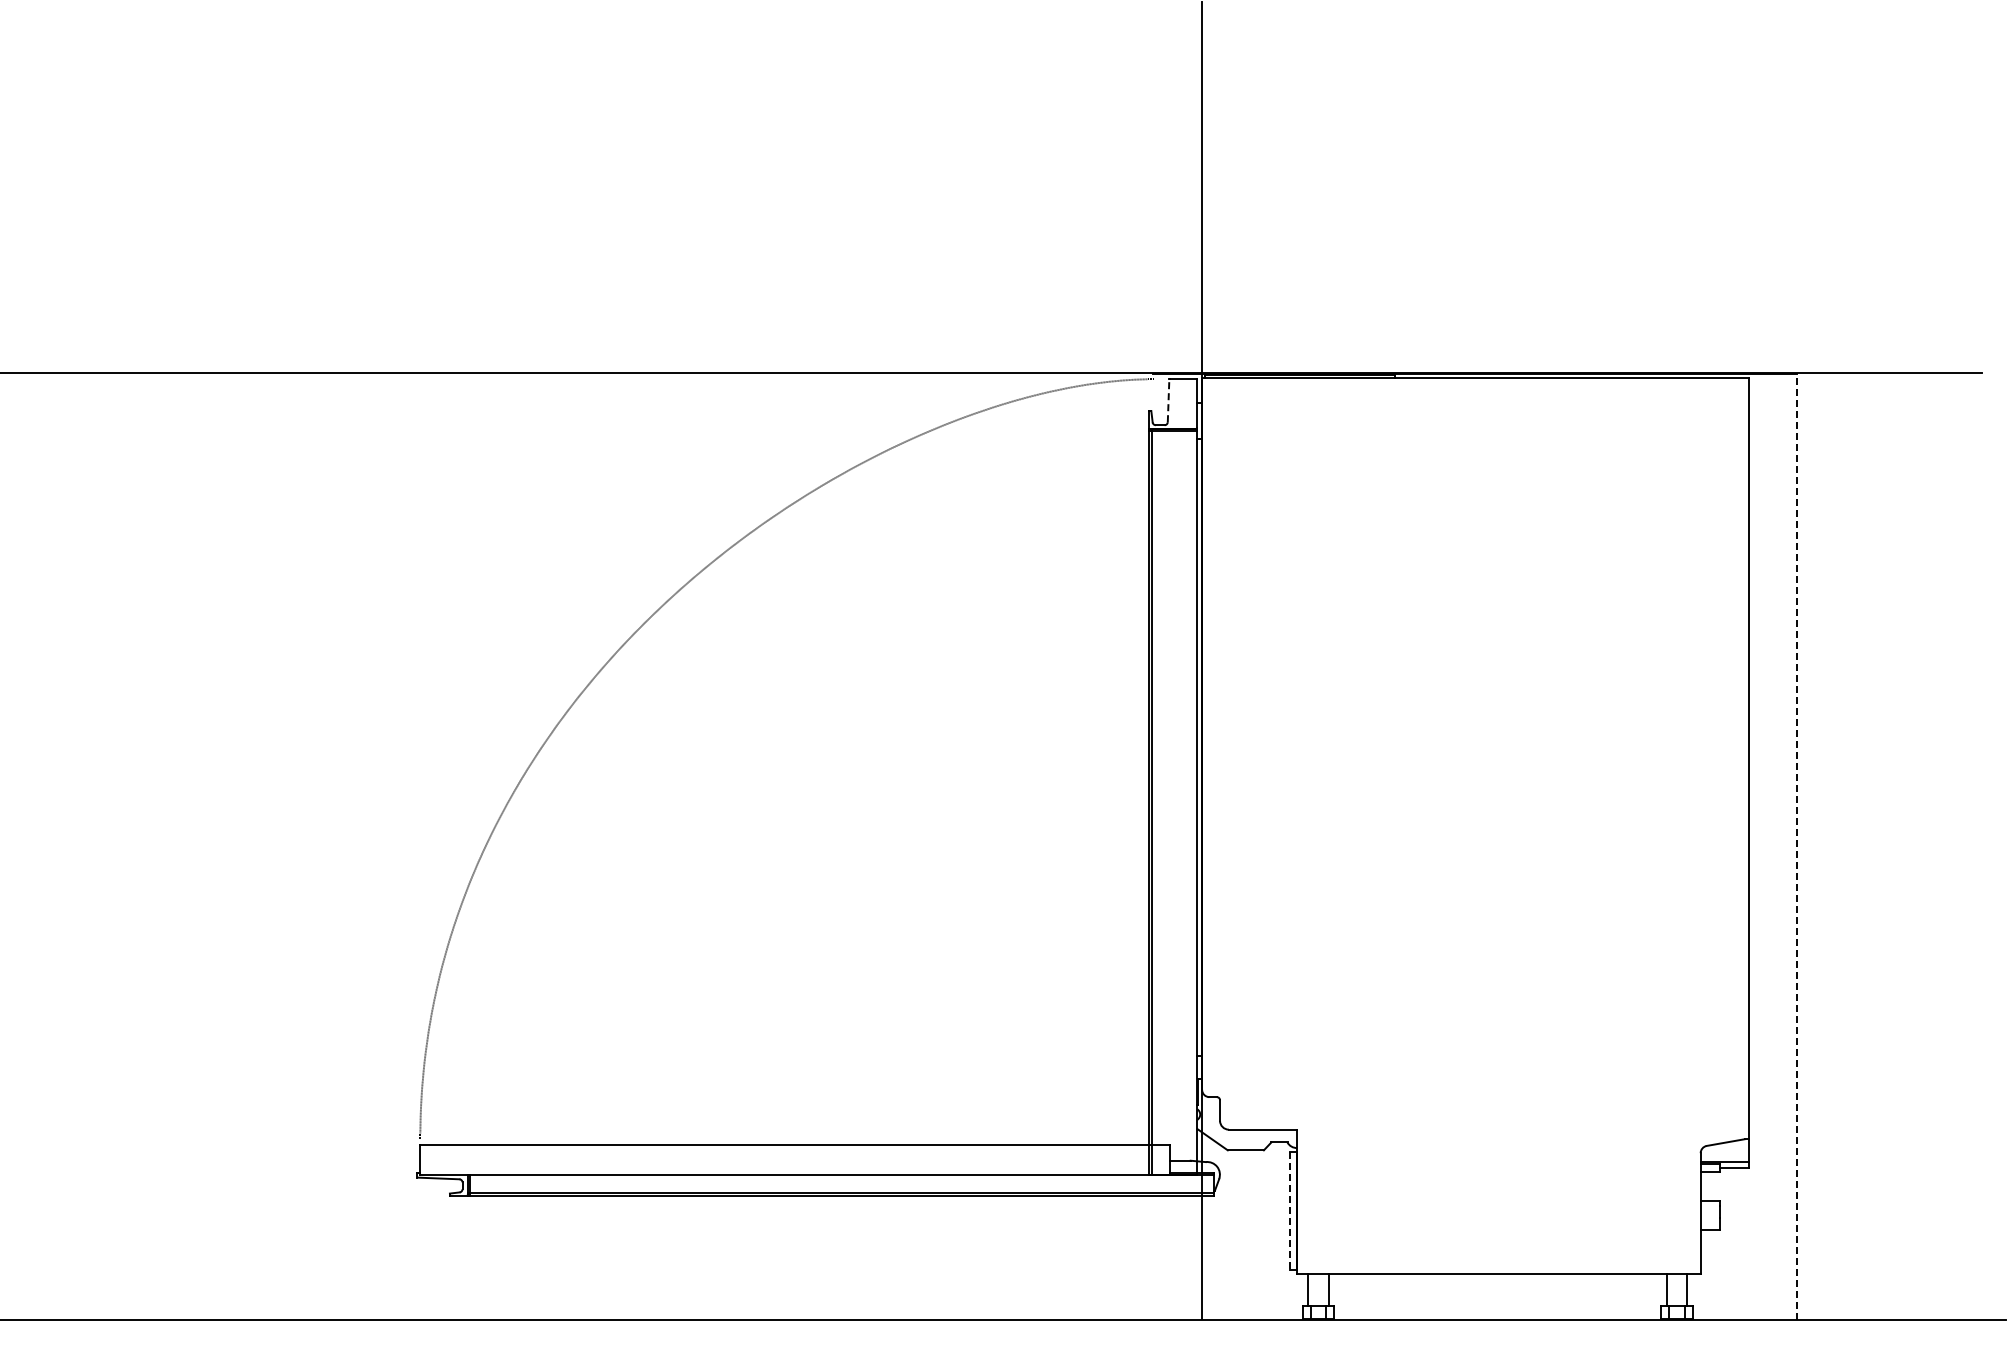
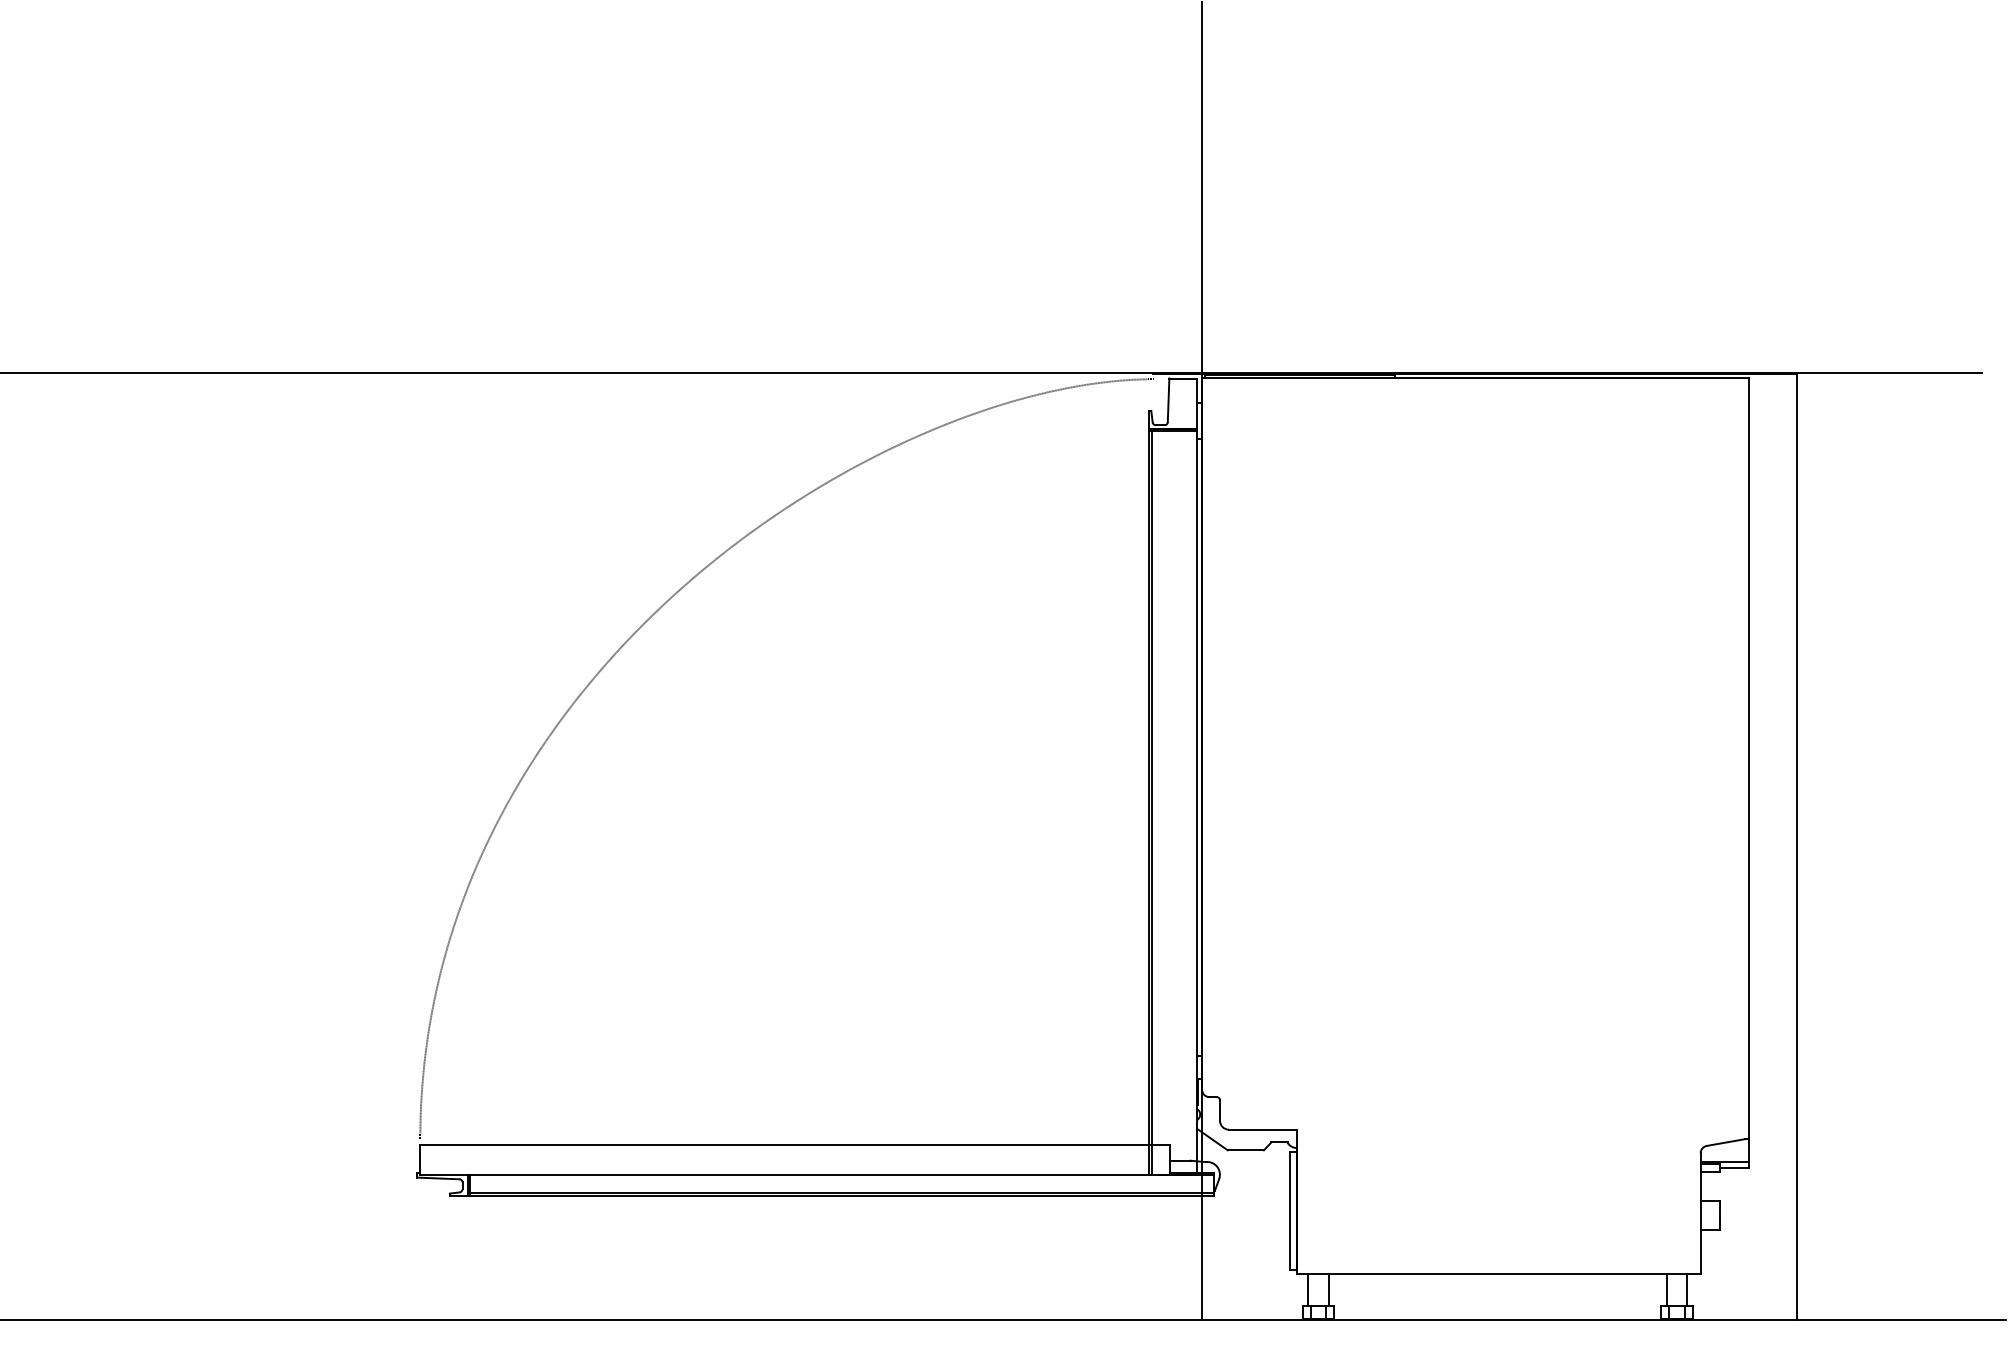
line: dashed -> solid (1168, 400)
line: dashed -> solid (1796, 846)
line: dashed -> solid (1289, 1211)
